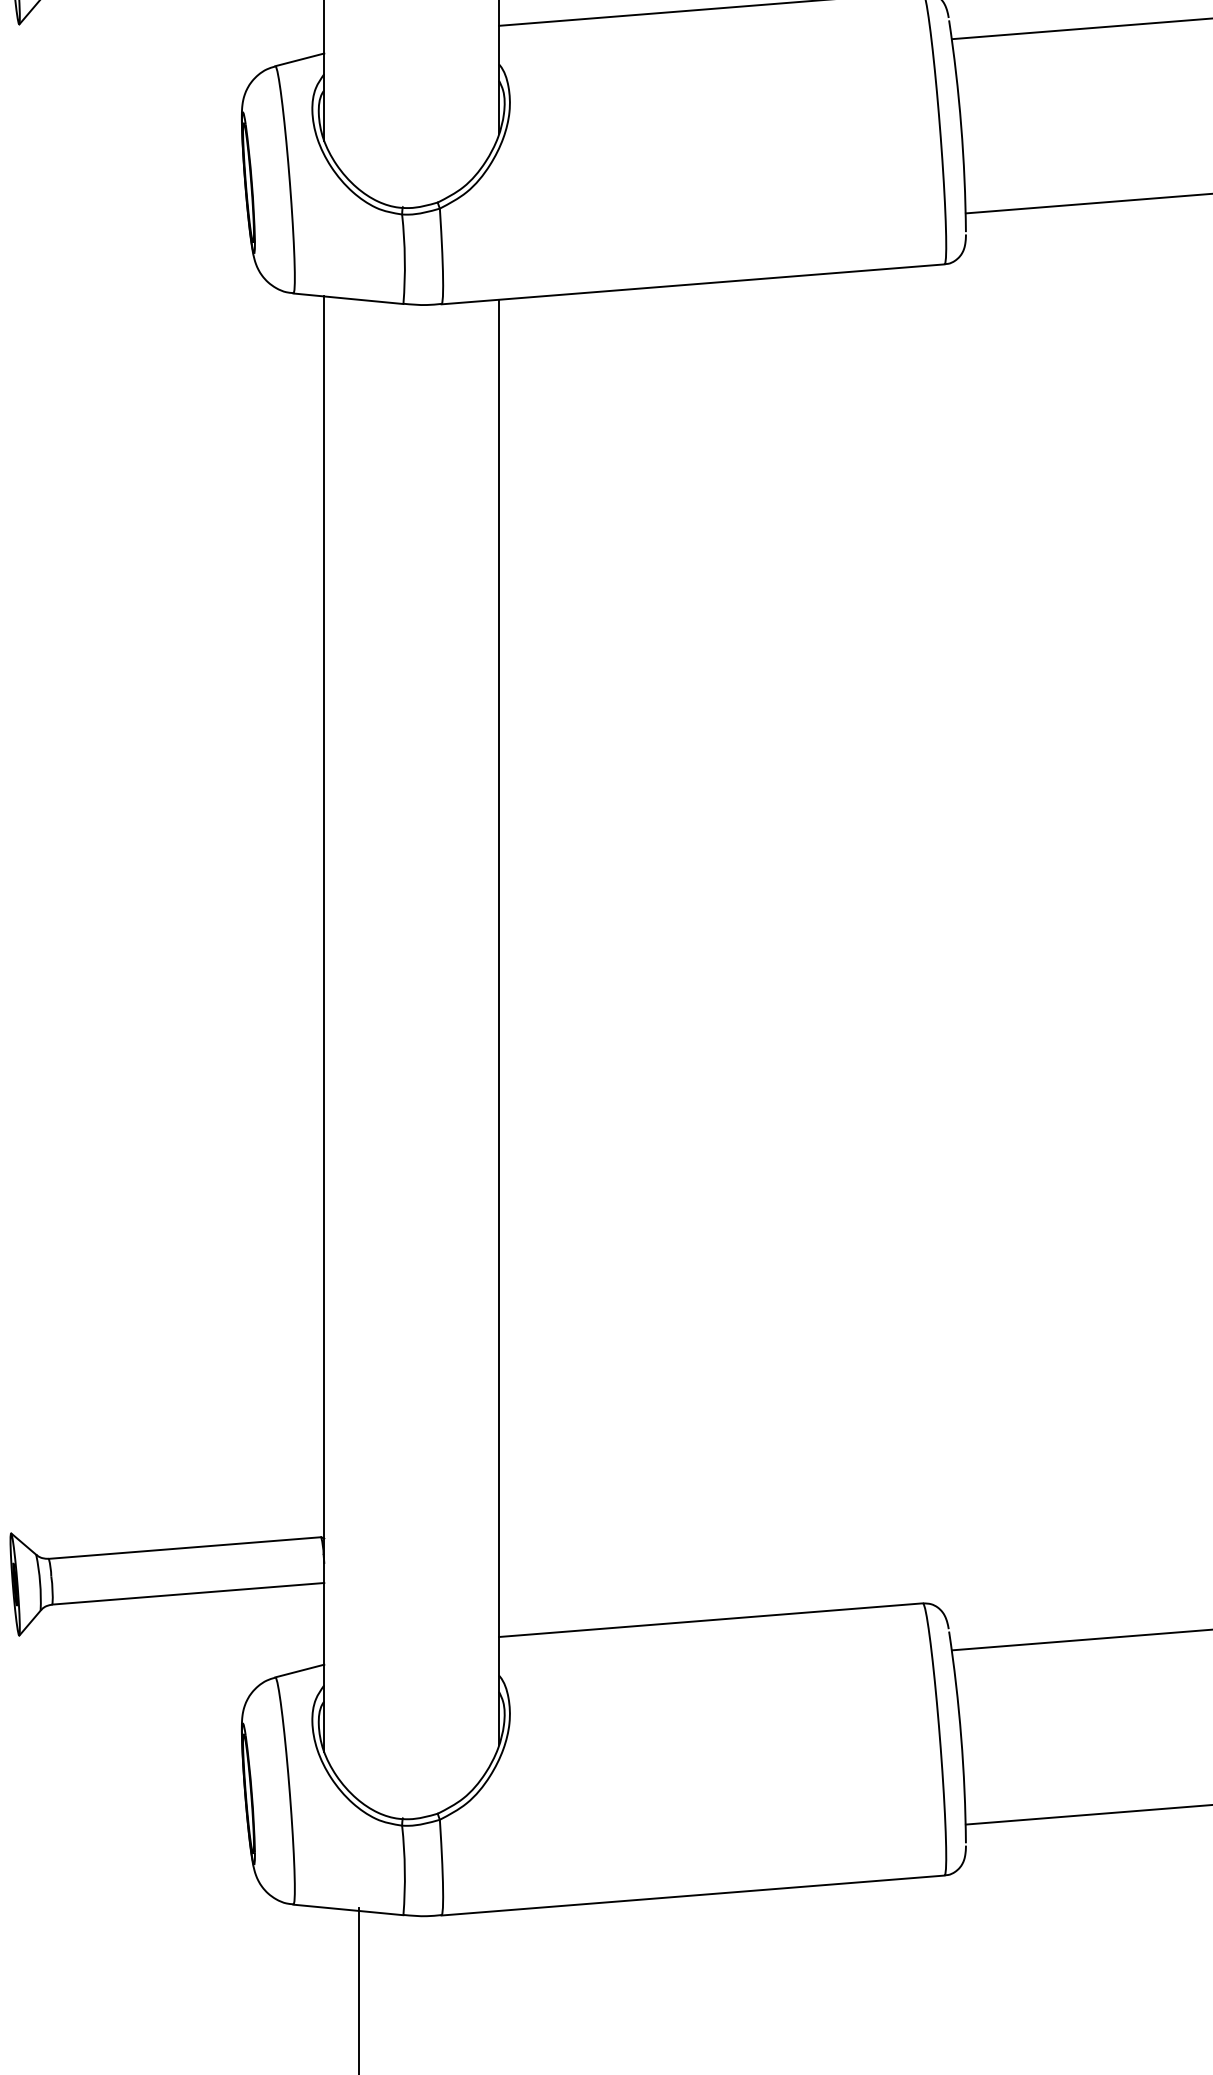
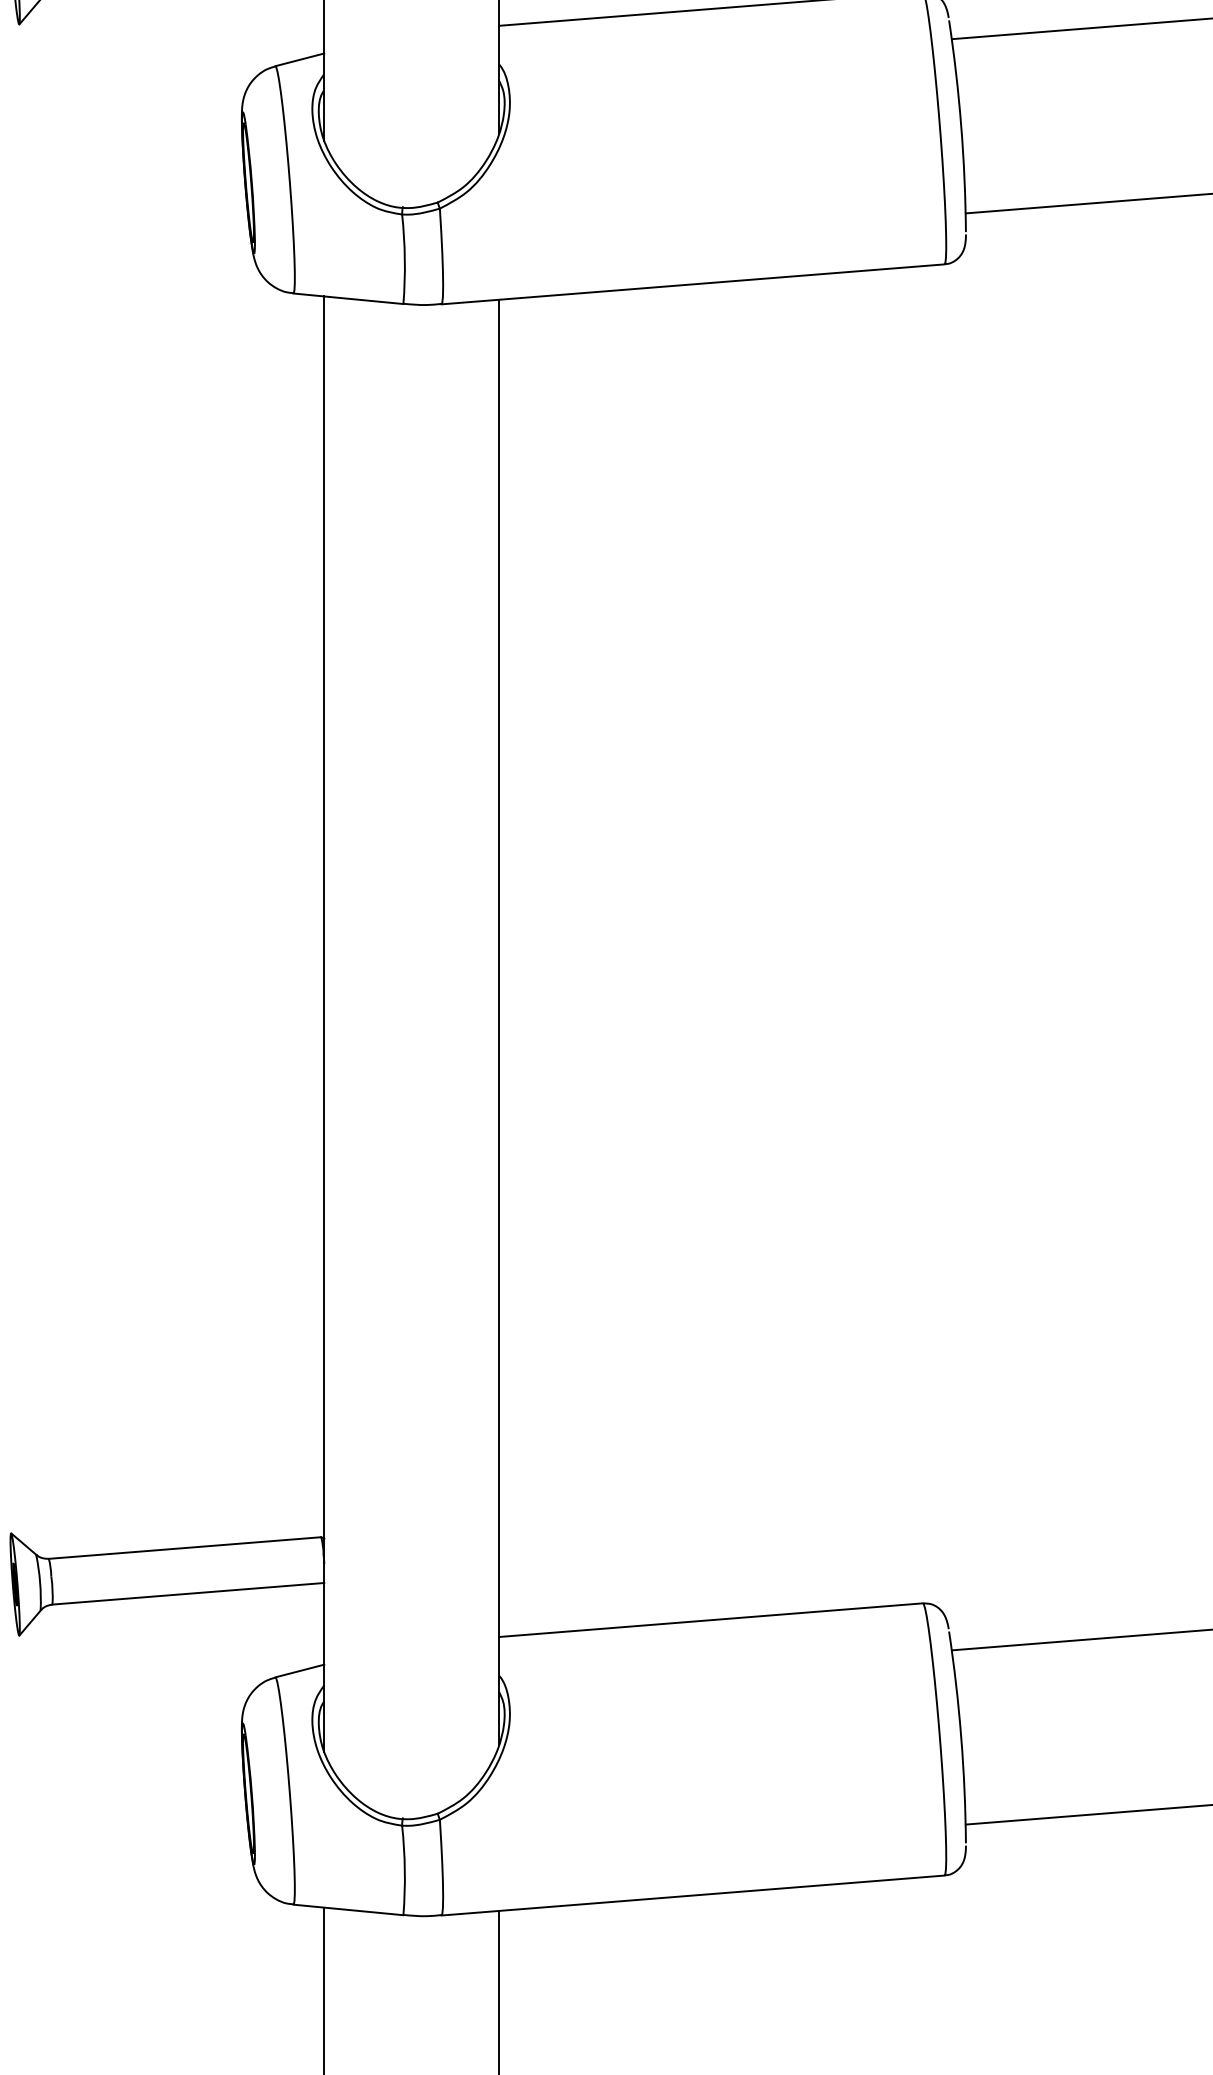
line position: (359, 1989) -> (324, 1989) (324, 1989)
line: none -> present (499, 1990)
